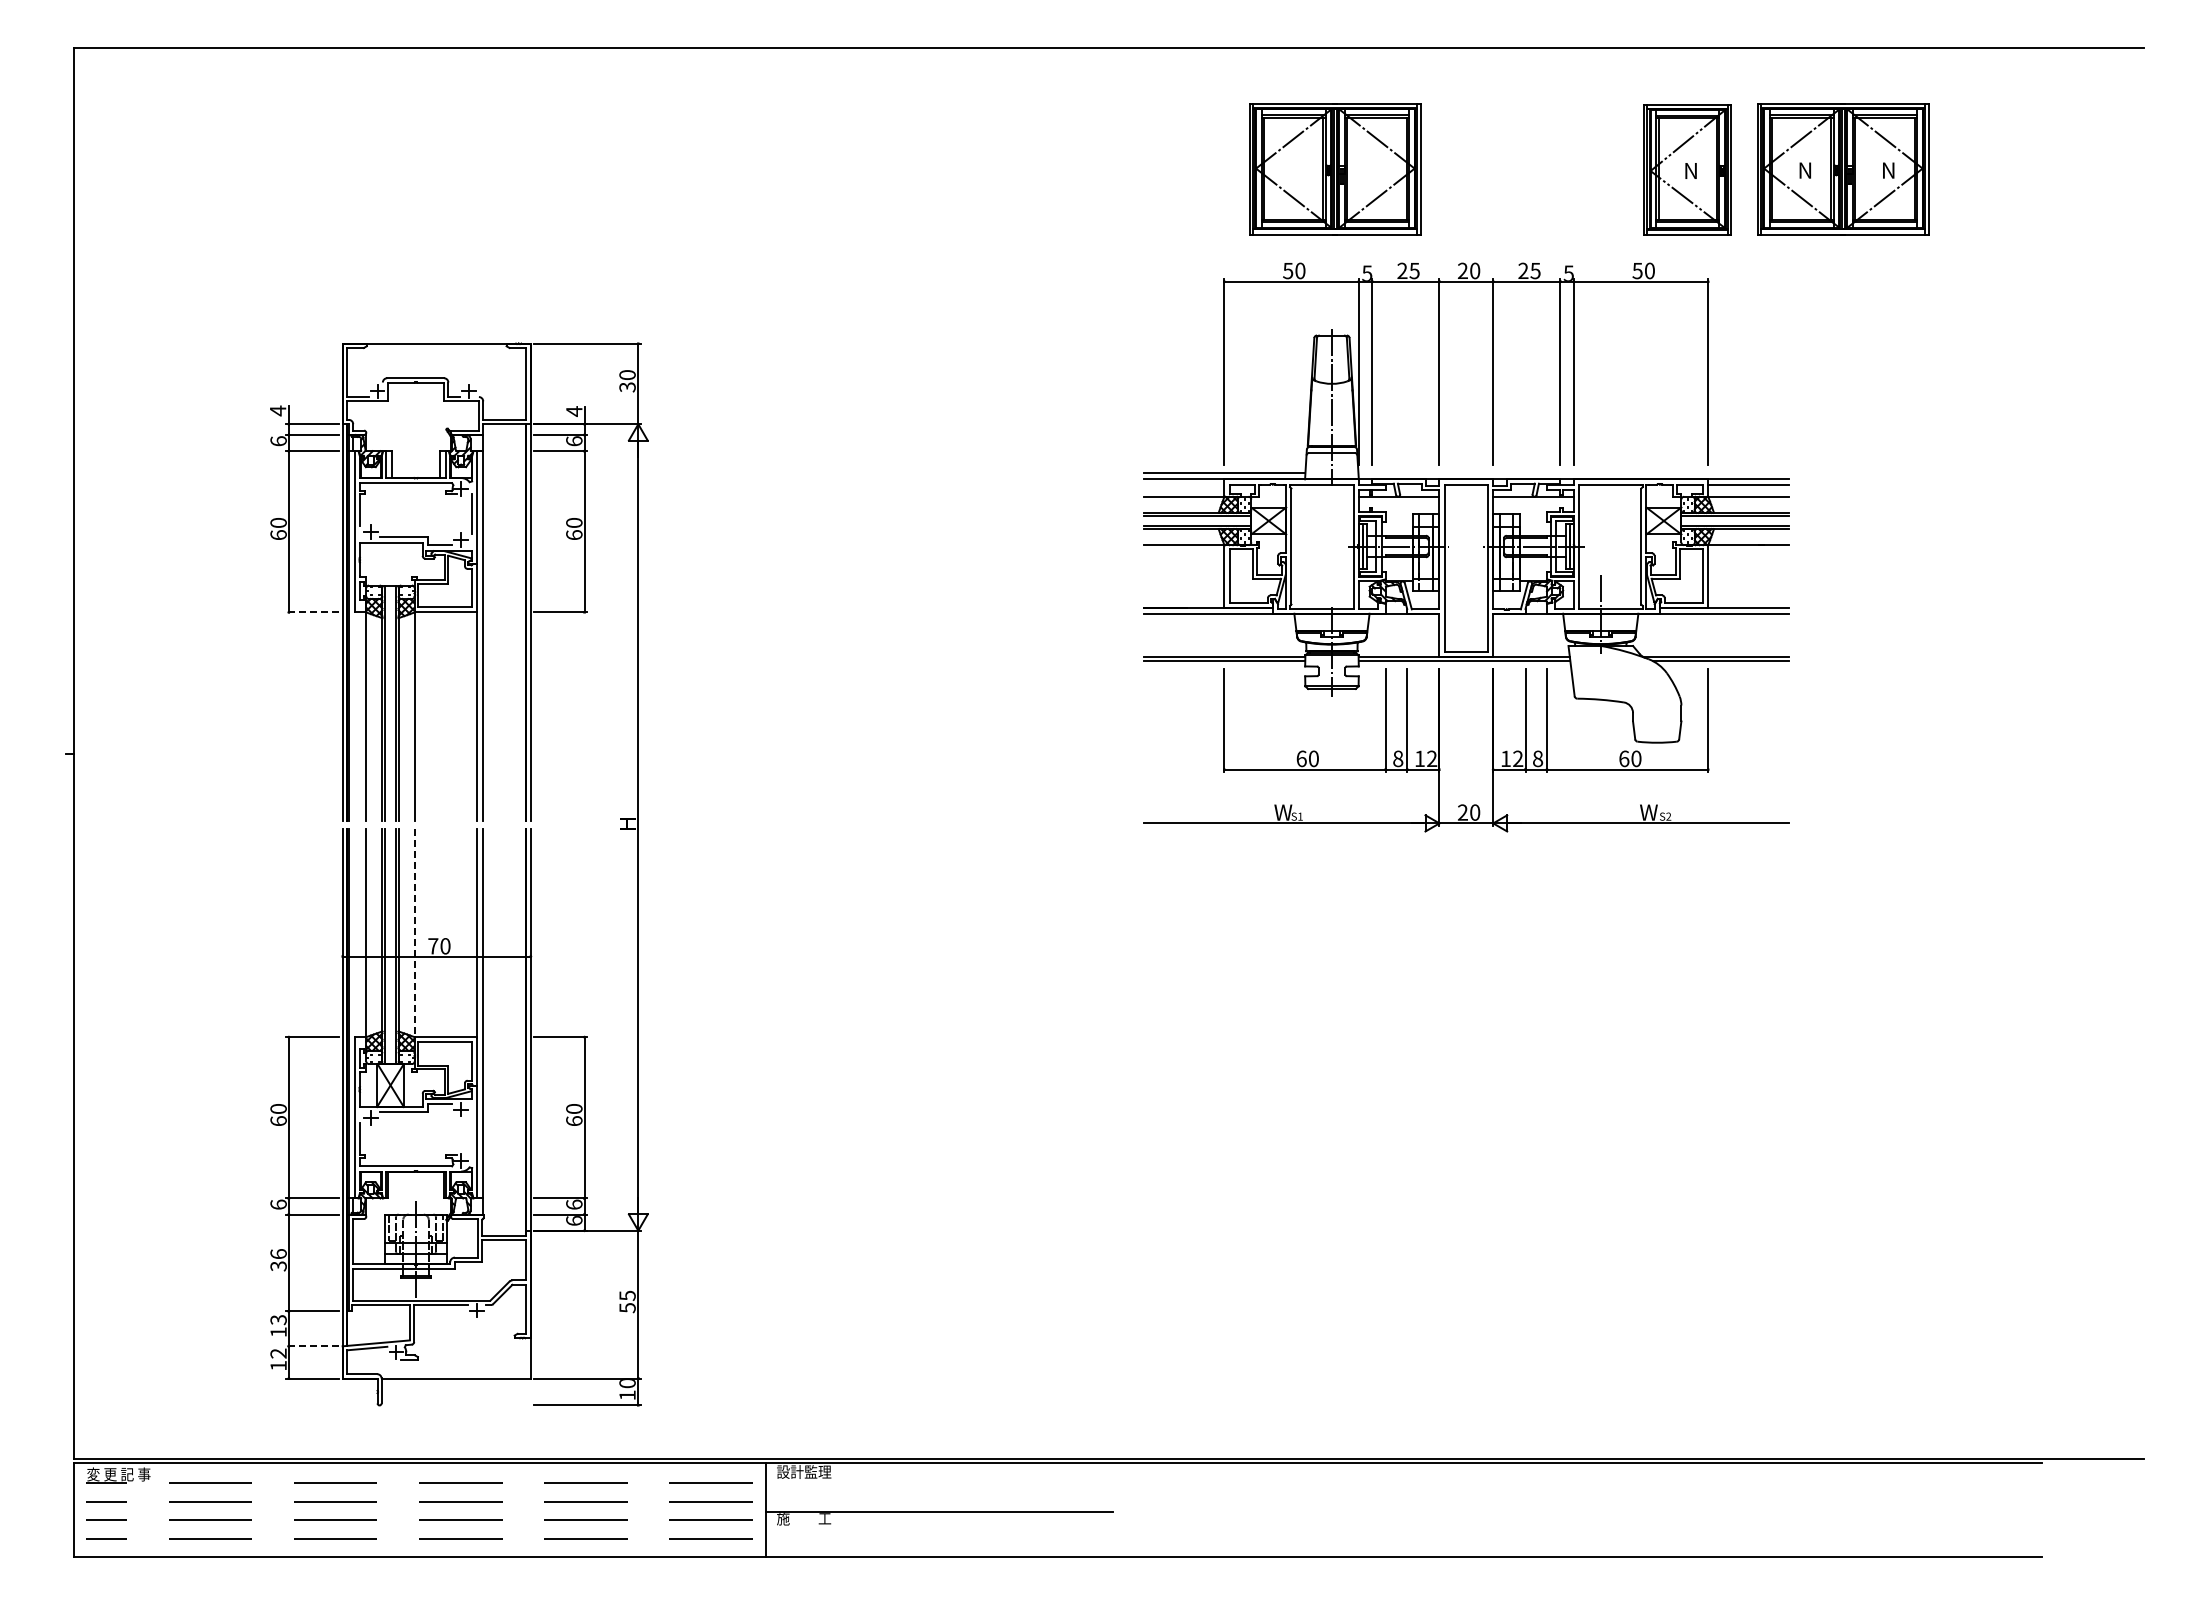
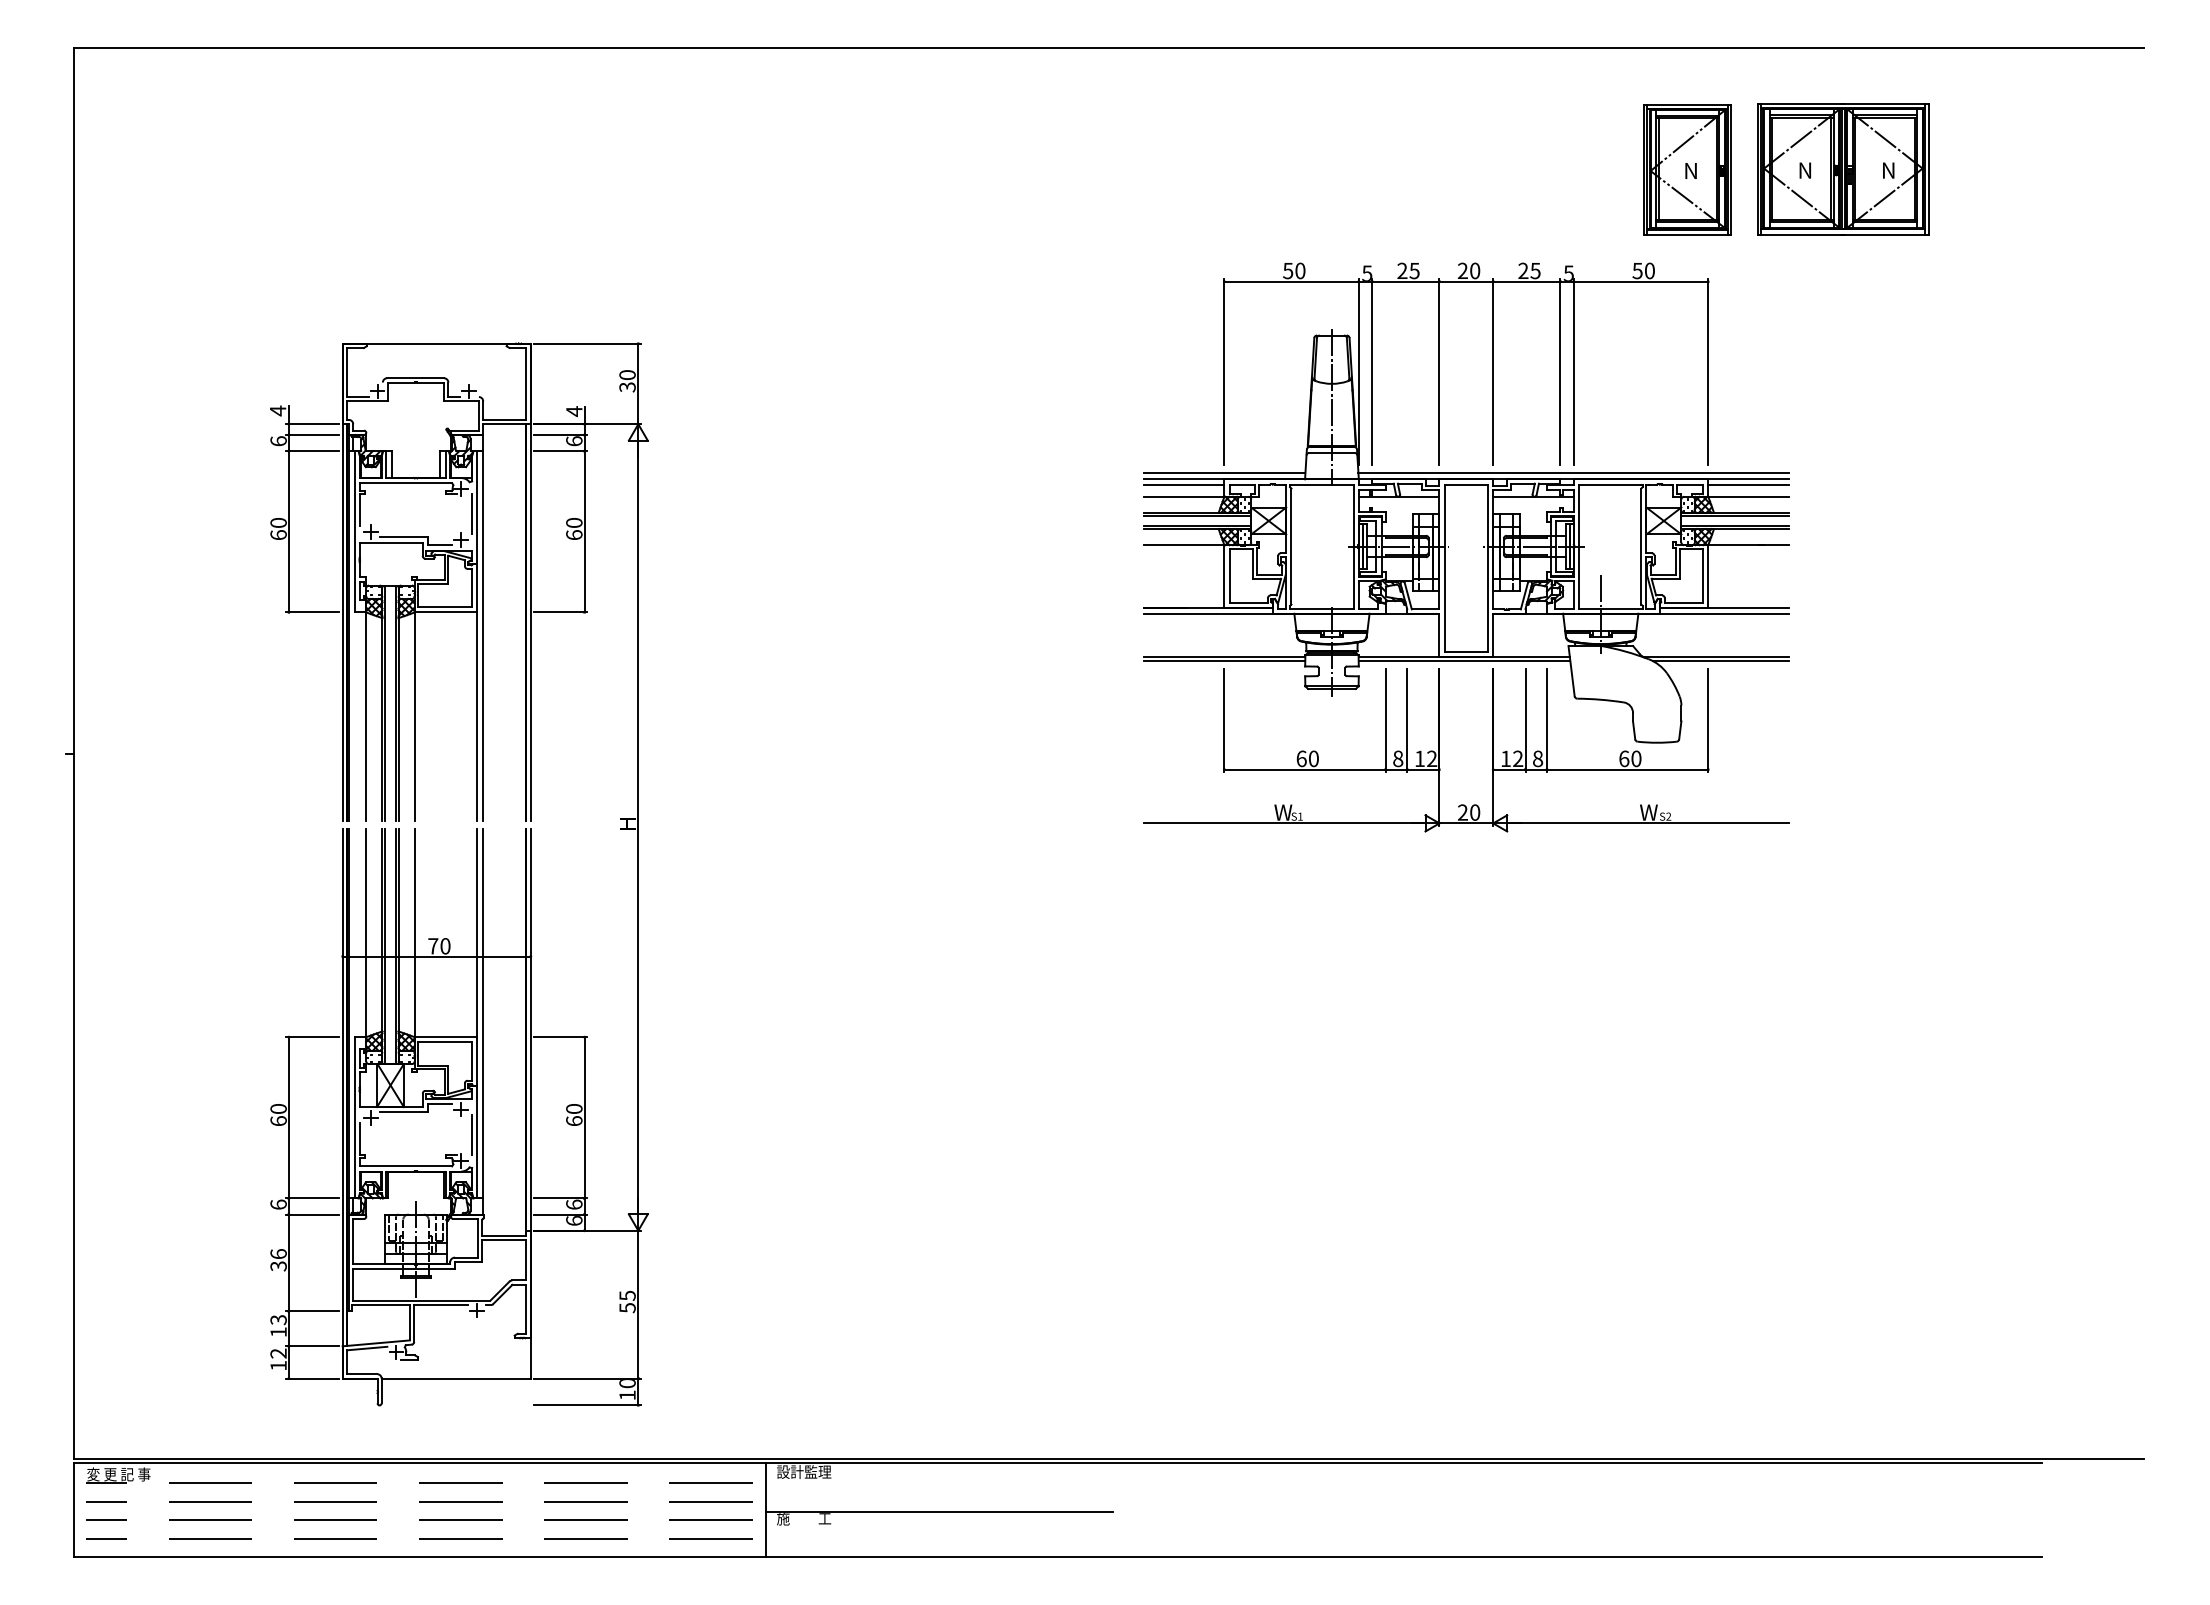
part: present -> none (1335, 169)
line: none -> present (1573, 473)
line: none -> present (1183, 485)
line: dashed -> solid (312, 612)
line: dashed -> solid (414, 933)
line: none -> present (472, 1135)
line: dashed -> solid (312, 1346)
